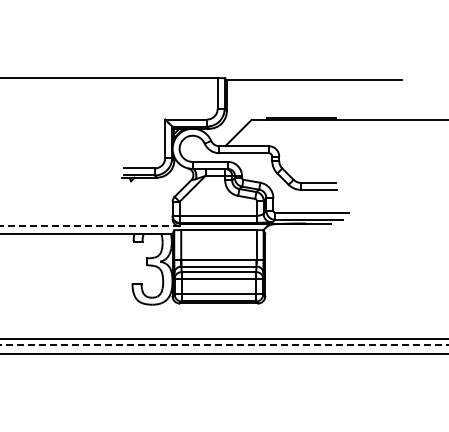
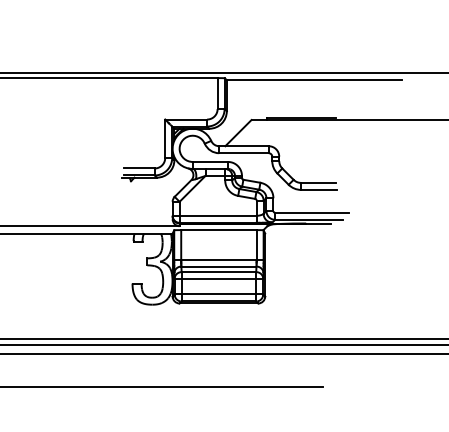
line: none -> present (223, 72)
line: dashed -> solid (89, 226)
line: dashed -> solid (224, 345)
line: none -> present (162, 387)
